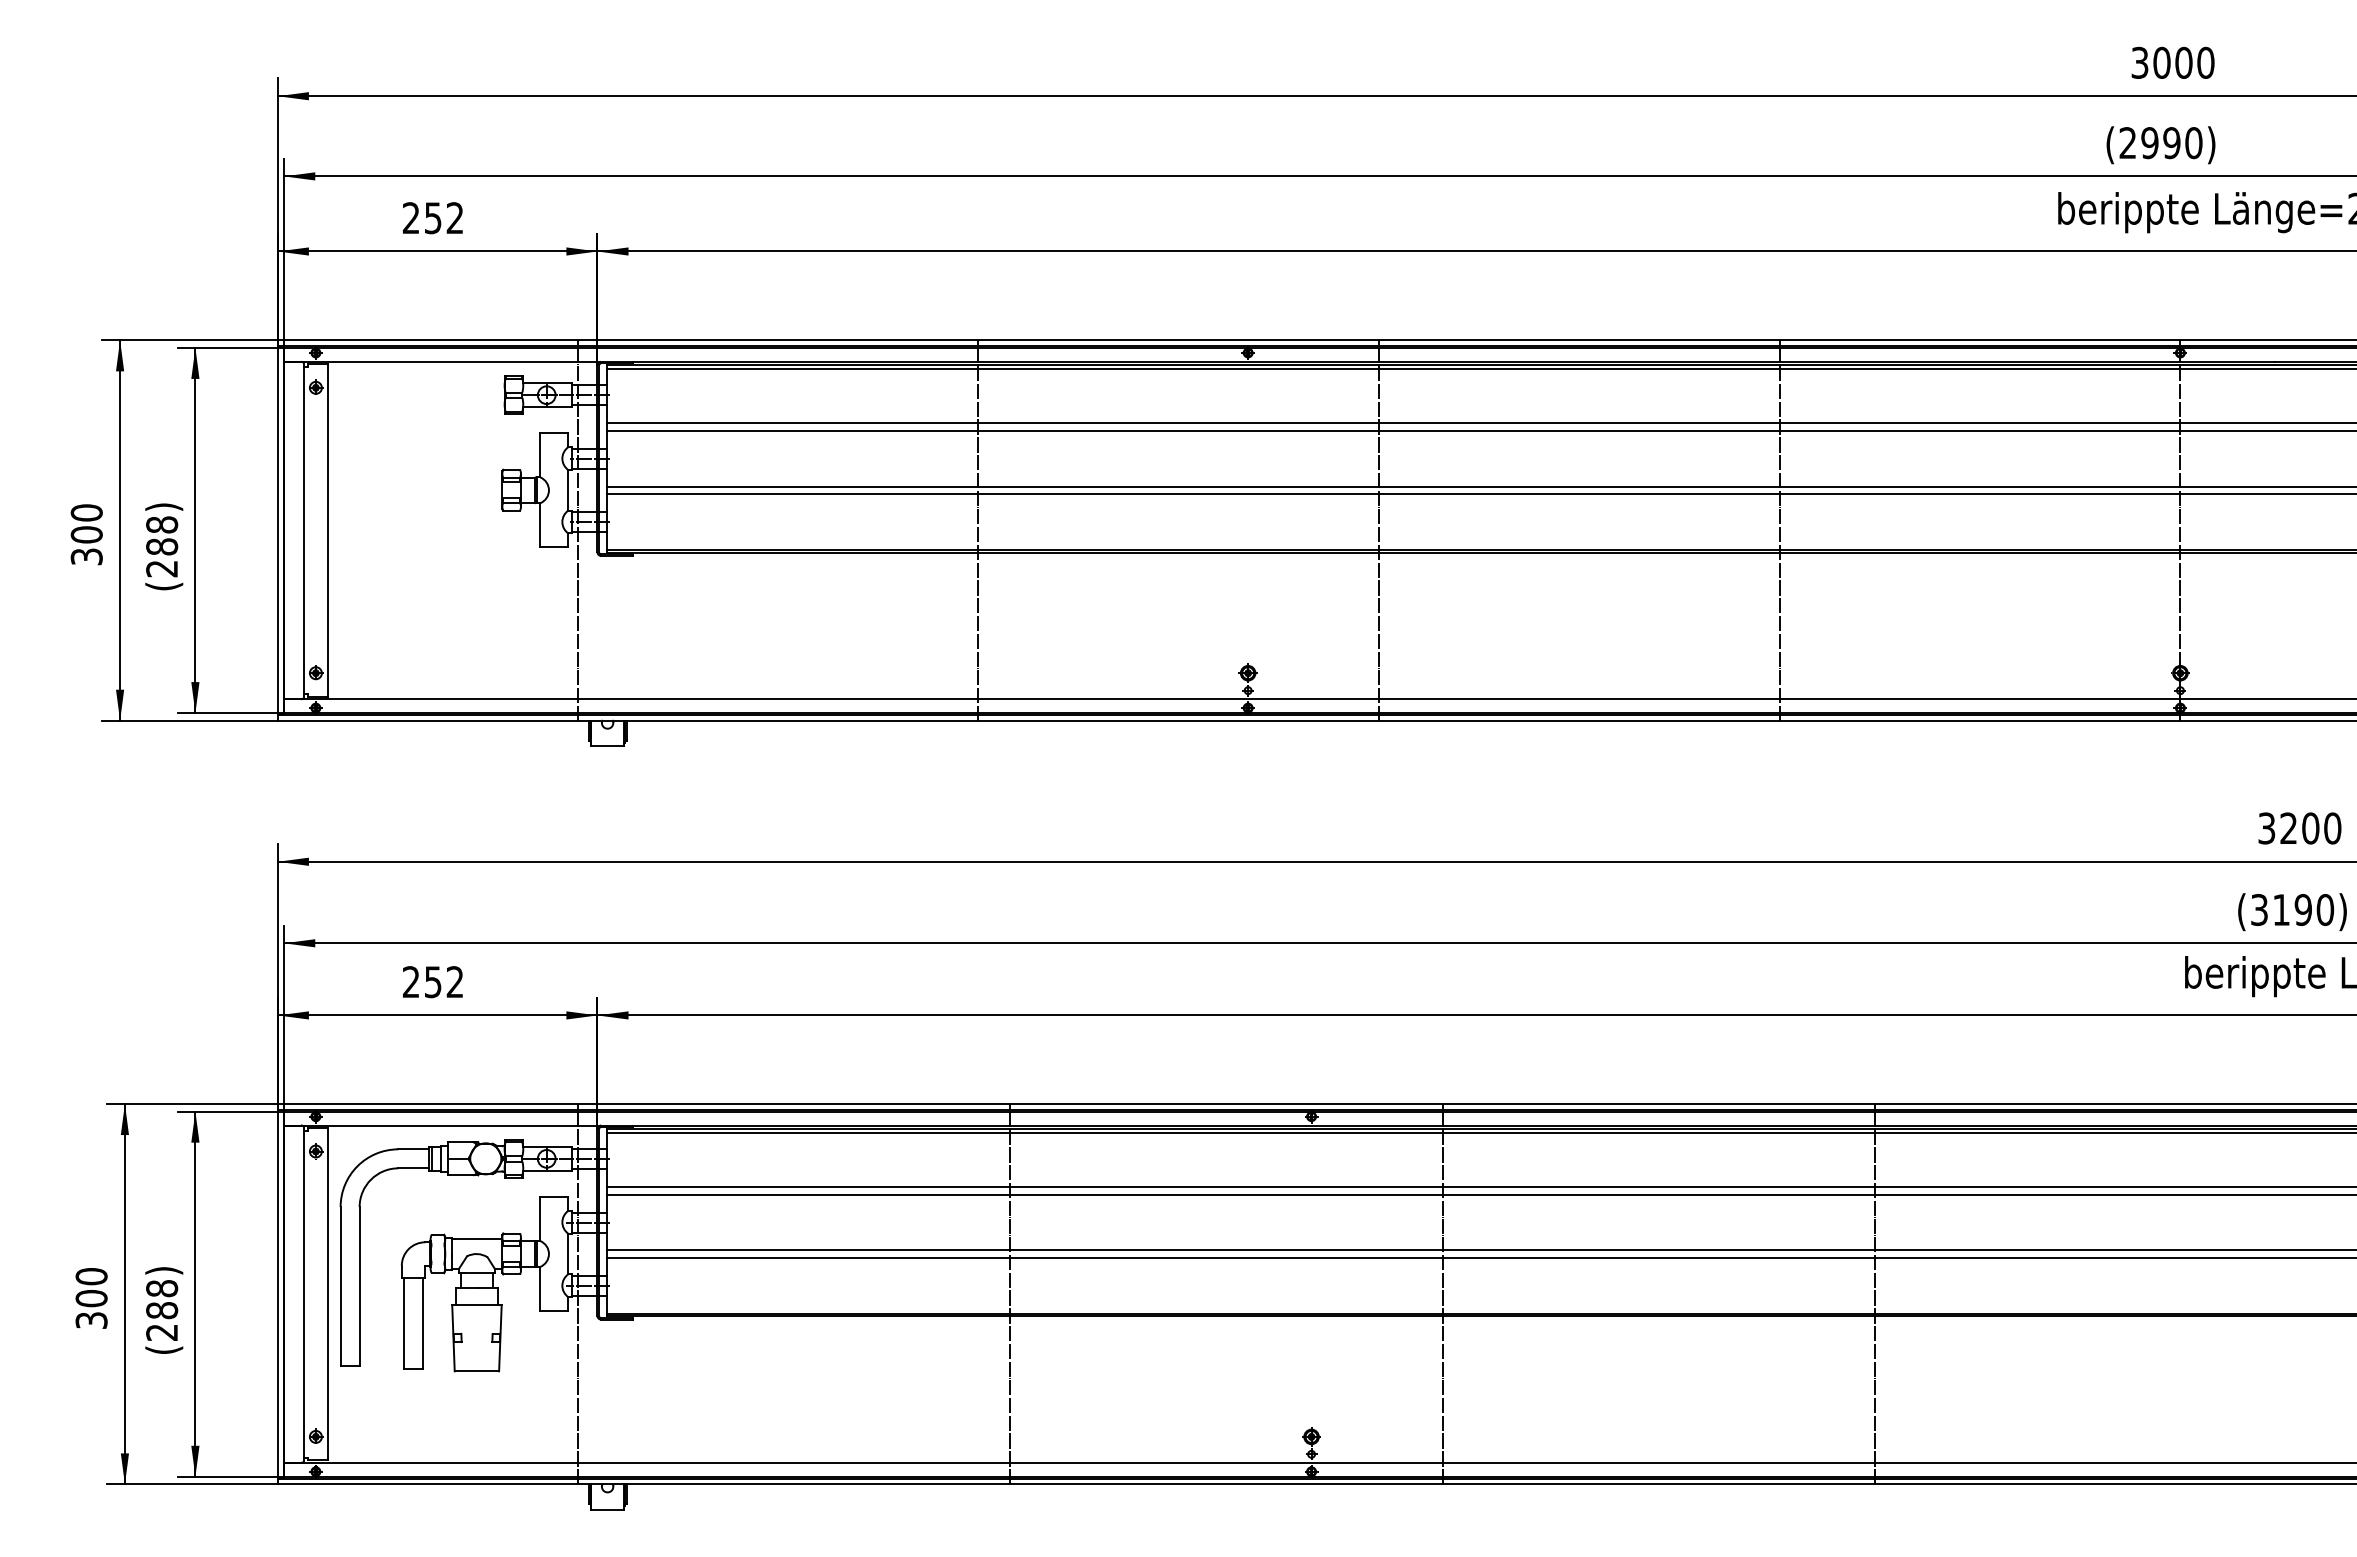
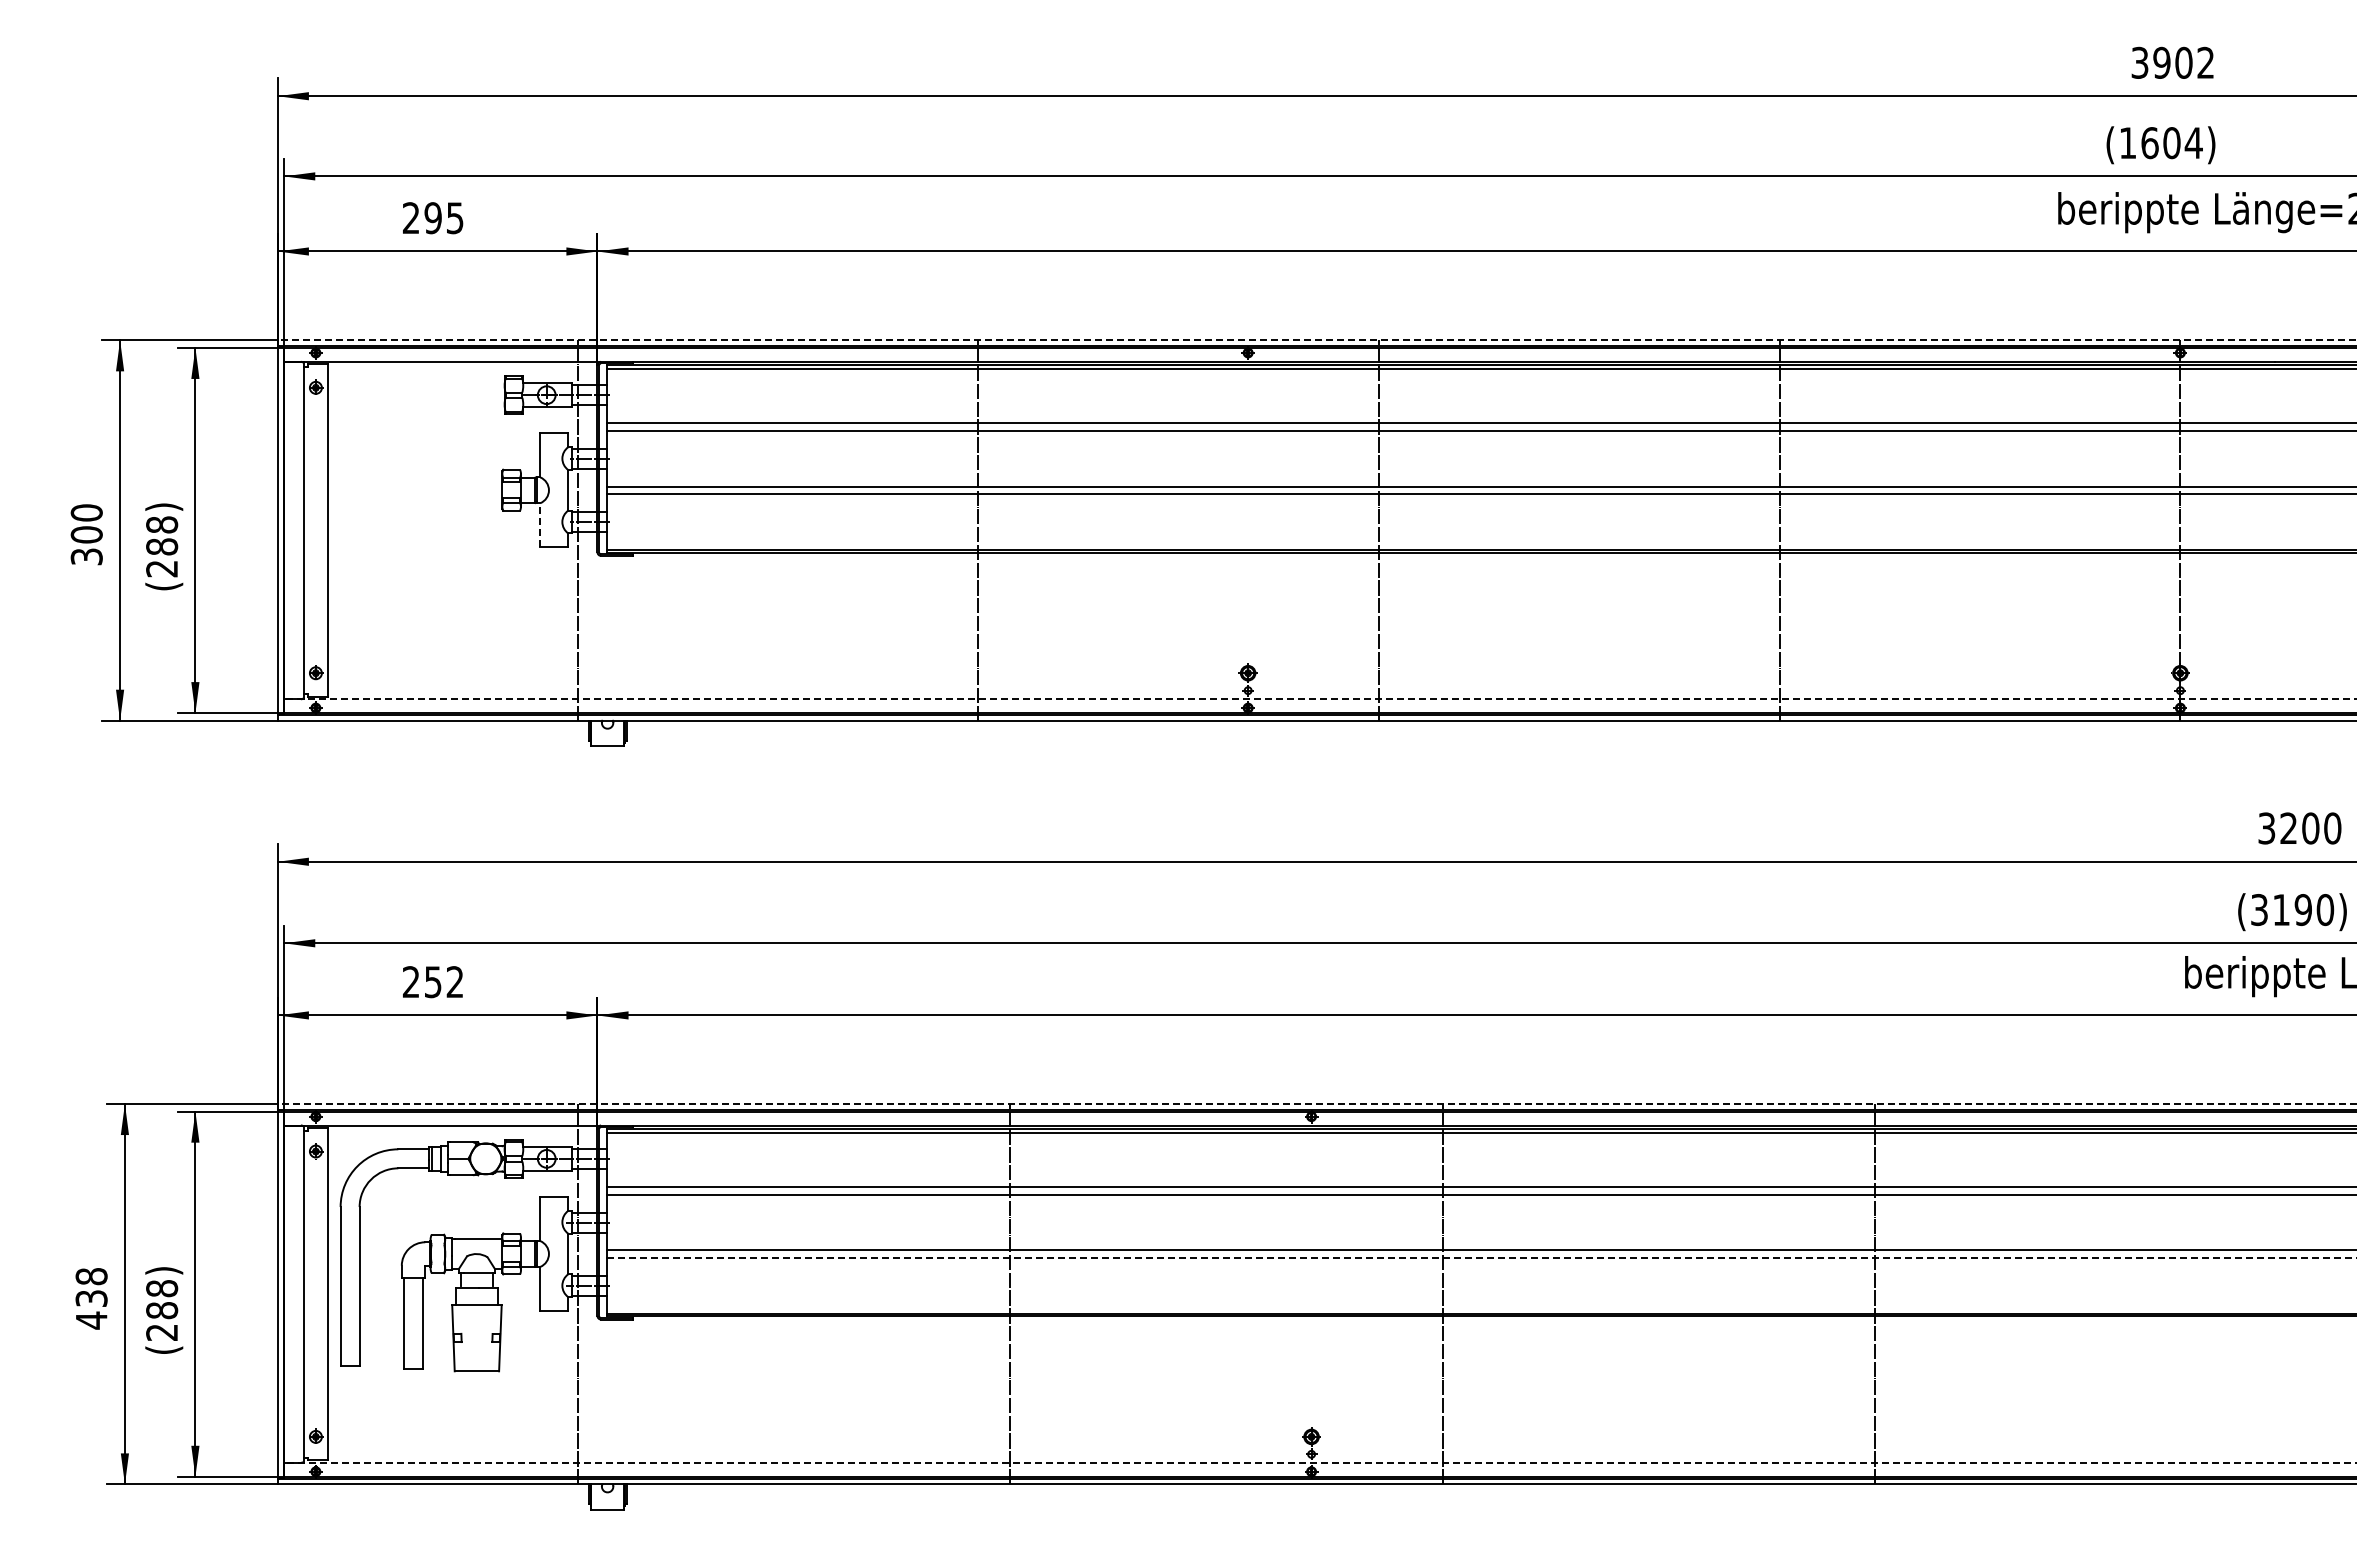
text: 3000 -> 3902 (2183, 62)
text: 2990 -> 1604 (2160, 143)
text: 252 -> 295 (443, 218)
line: solid -> dashed (1316, 340)
line: solid -> dashed (540, 524)
line: solid -> dashed (1319, 699)
line: solid -> dashed (1316, 1103)
line: solid -> dashed (1481, 1258)
text: 300 -> 438 (91, 1298)
line: solid -> dashed (1319, 1462)
